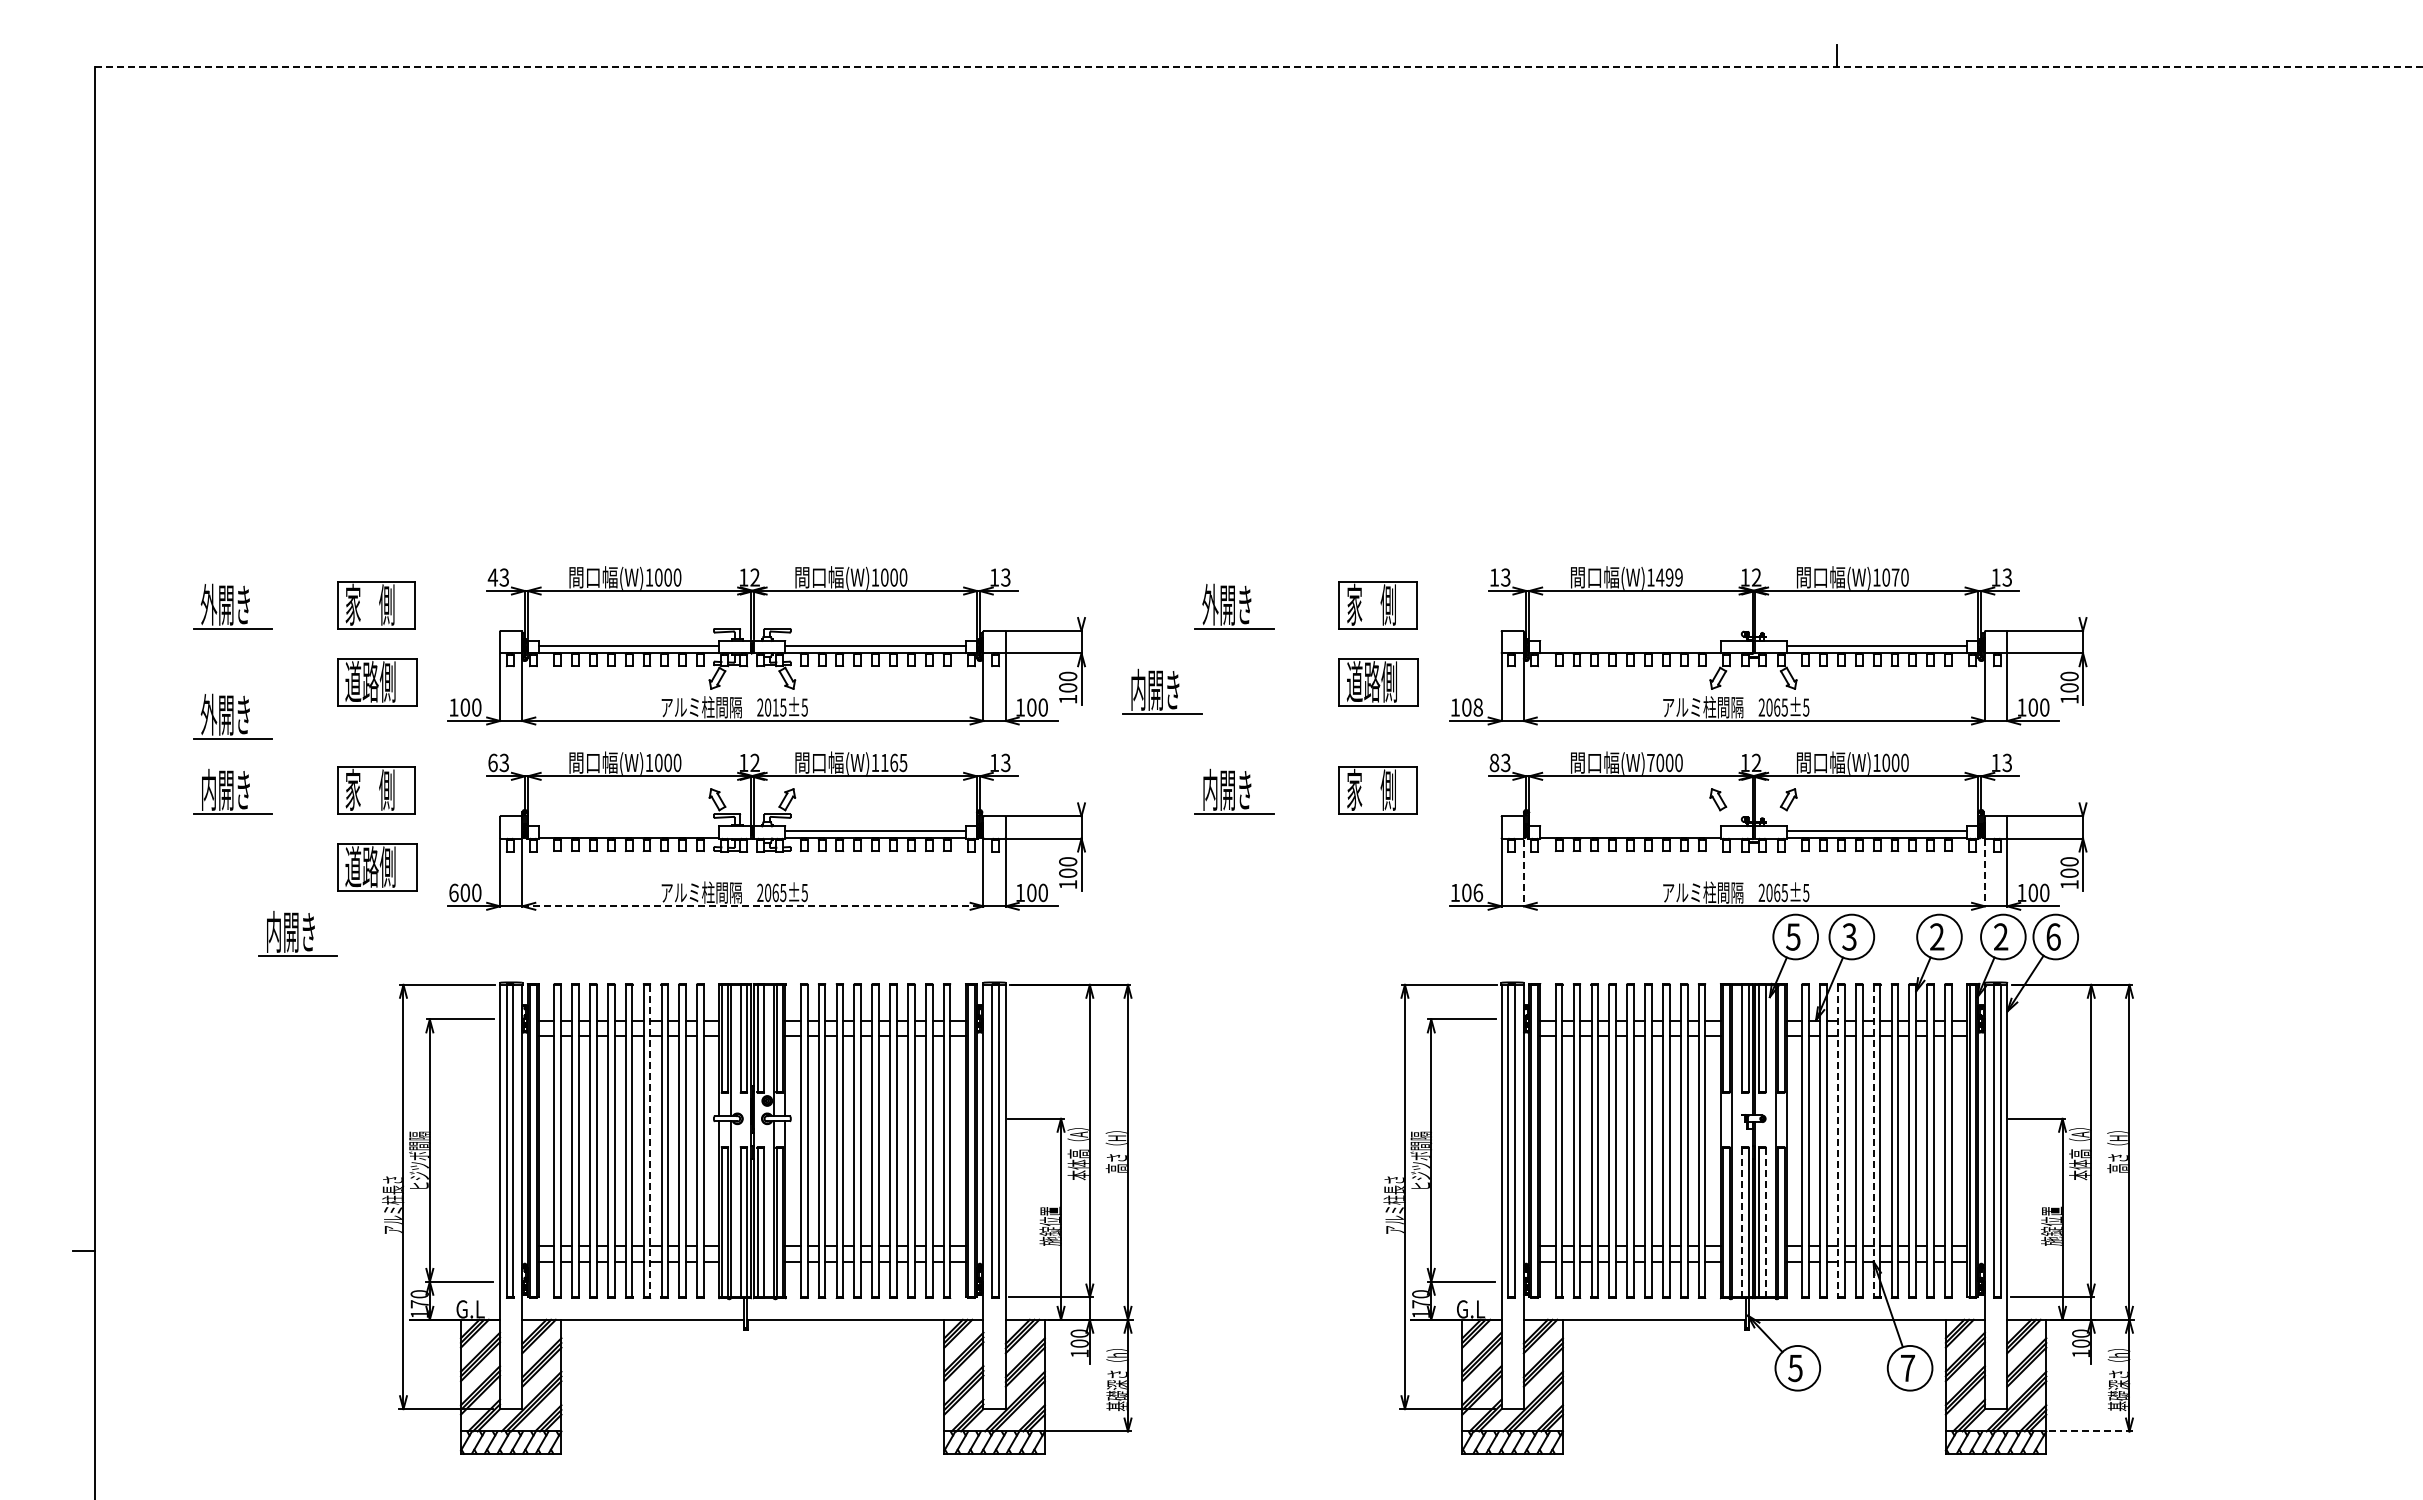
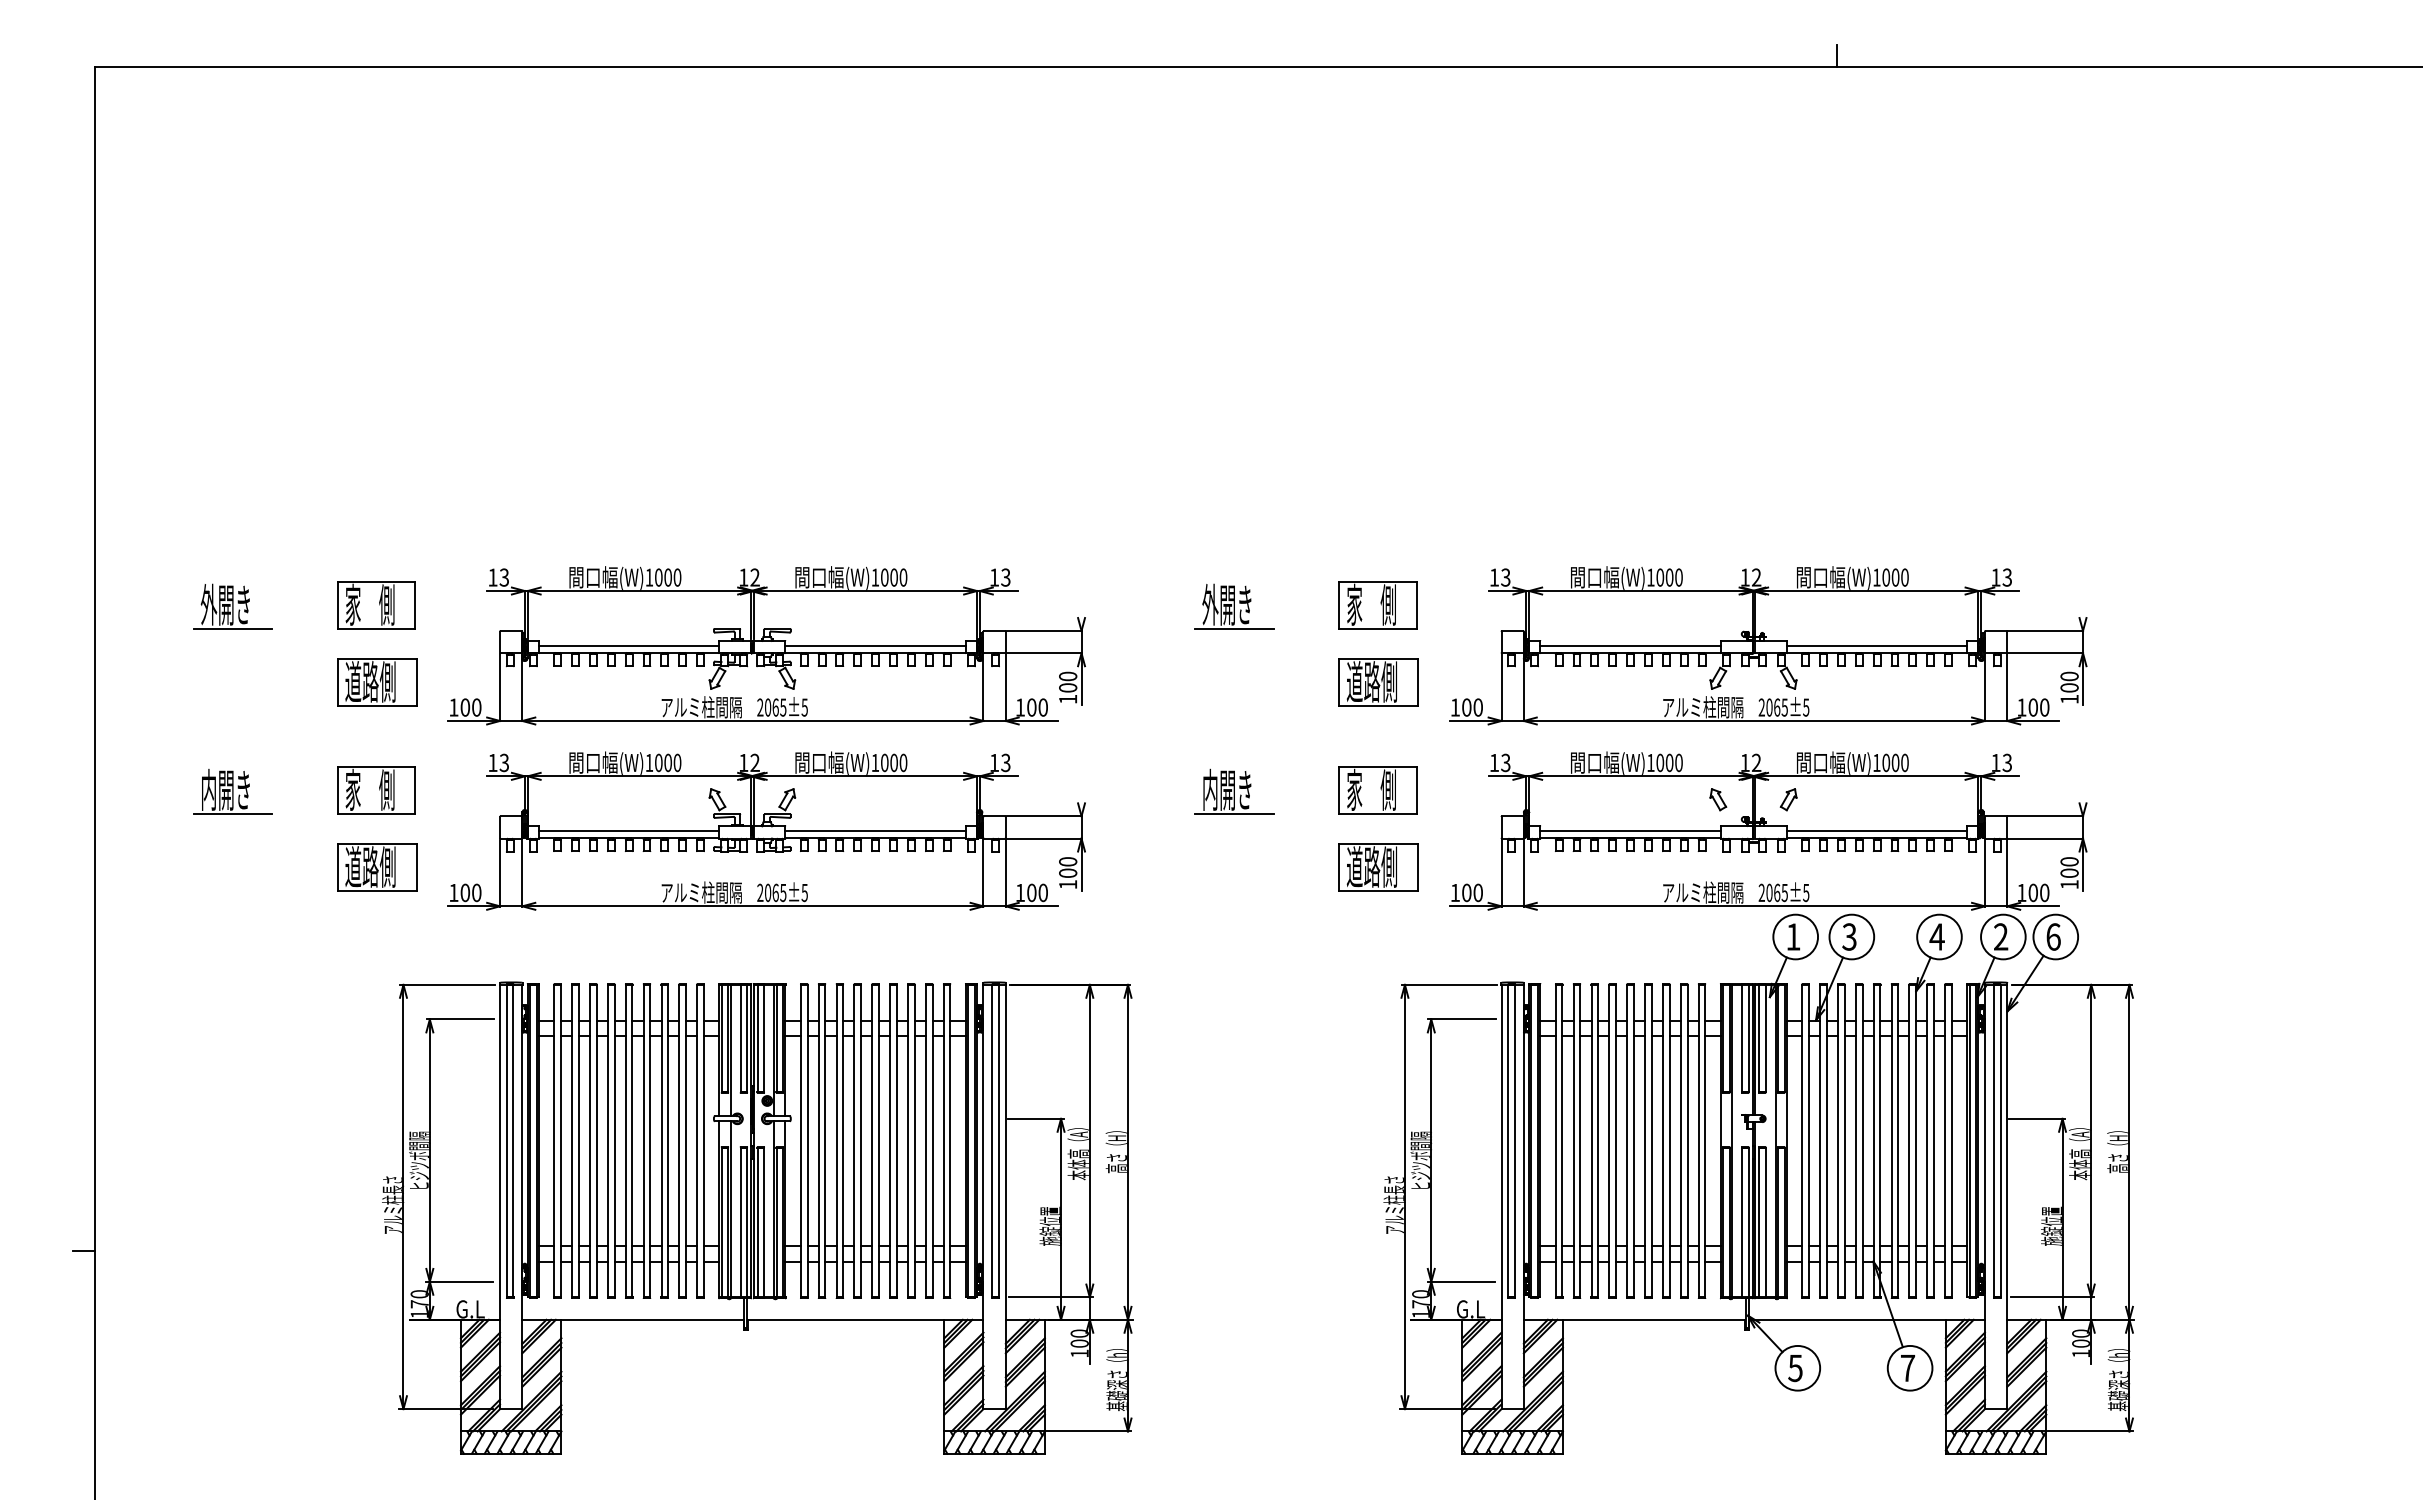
line: dashed -> solid (1258, 67)
text: 43 -> 13 (492, 577)
text: (W)1499 -> (W)1000 (1669, 577)
text: (W)1070 -> (W)1000 (1895, 577)
line: none -> present (1630, 646)
part: present -> none (1162, 691)
text: 2015±5 -> 2065±5 (775, 707)
text: 108 -> 100 (1477, 707)
part: present -> none (232, 716)
text: 63 -> 13 (492, 762)
text: (W)1165 -> (W)1000 (894, 762)
text: 83 -> 13 (1494, 762)
text: (W)7000 -> (W)1000 (1650, 762)
line: none -> present (628, 831)
line: none -> present (1630, 831)
part: none -> present (1378, 867)
line: dashed -> solid (1523, 873)
line: dashed -> solid (1984, 873)
text: 600 -> 100 (453, 892)
text: 106 -> 100 (1478, 892)
line: dashed -> solid (752, 906)
part: present -> none (297, 933)
text: 5 -> 1 (1793, 936)
text: 2 -> 4 (1936, 936)
line: dashed -> solid (650, 1141)
line: dashed -> solid (1838, 1141)
line: dashed -> solid (1873, 1141)
line: dashed -> solid (1742, 1222)
line: dashed -> solid (1765, 1222)
line: dashed -> solid (2089, 1431)
